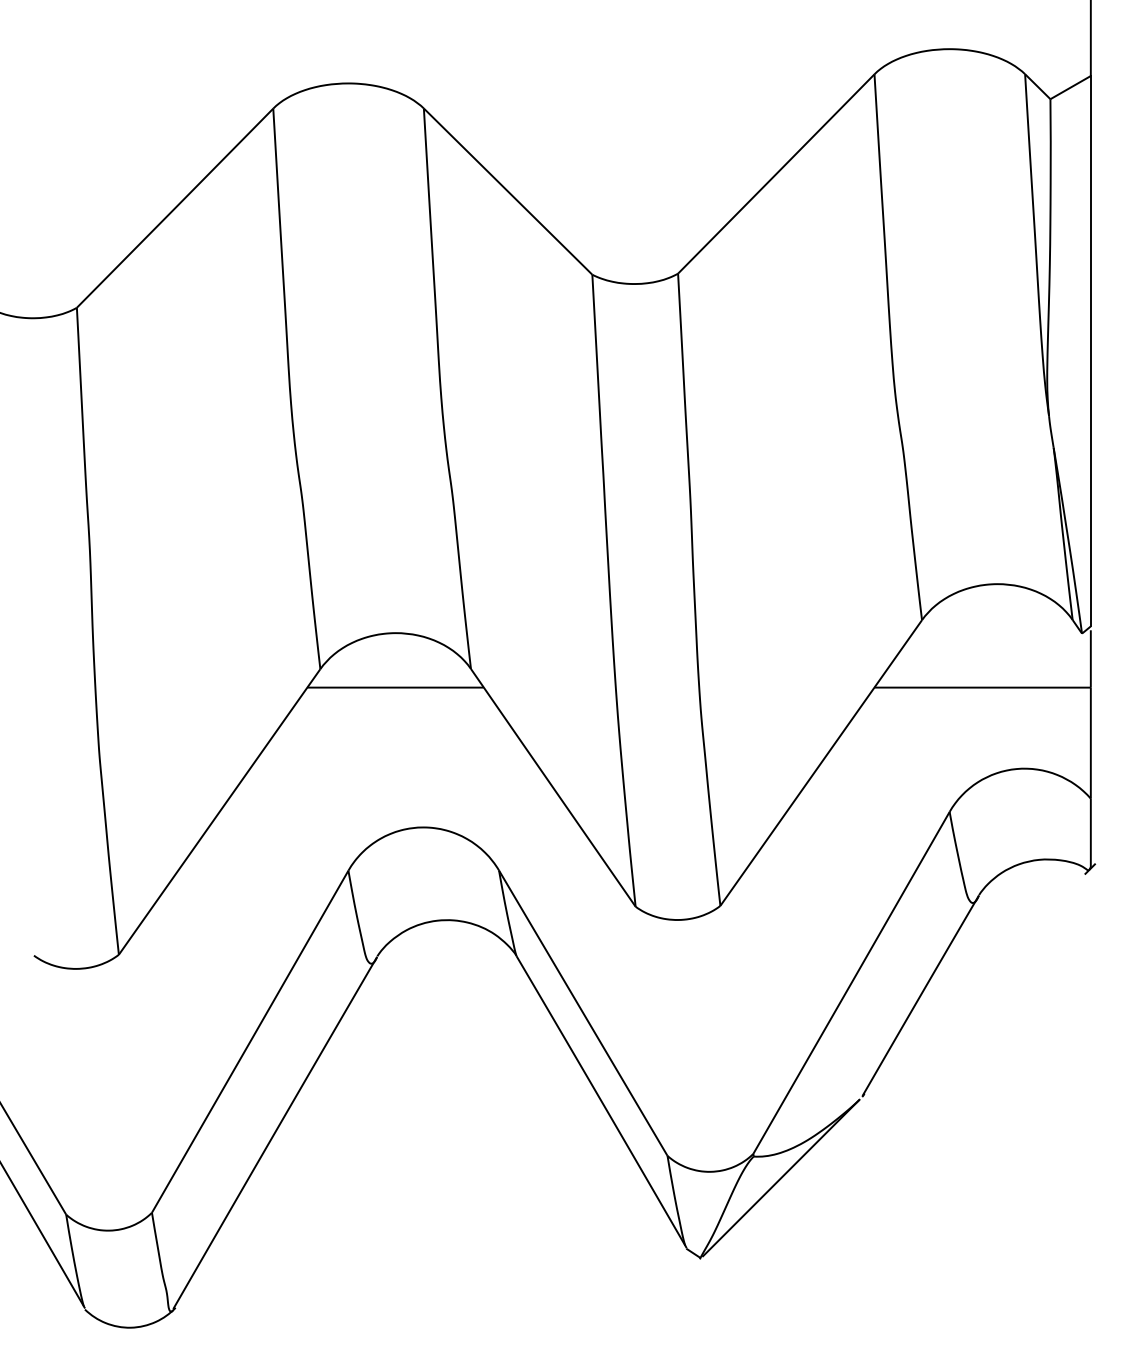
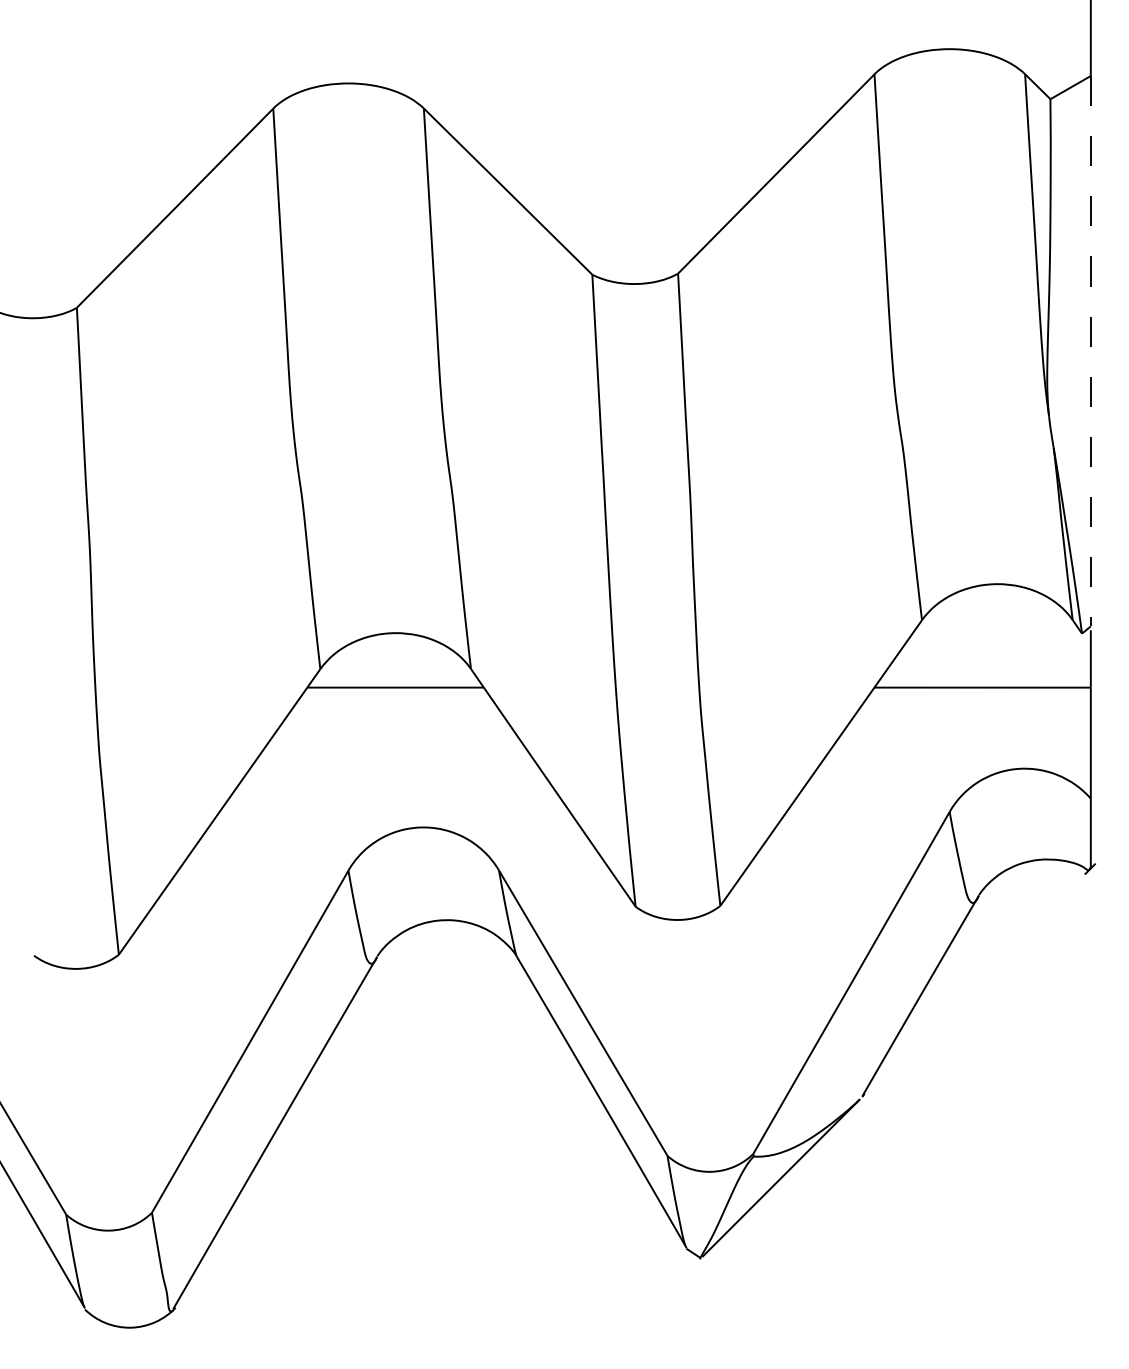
line: solid -> dashed (1090, 351)
